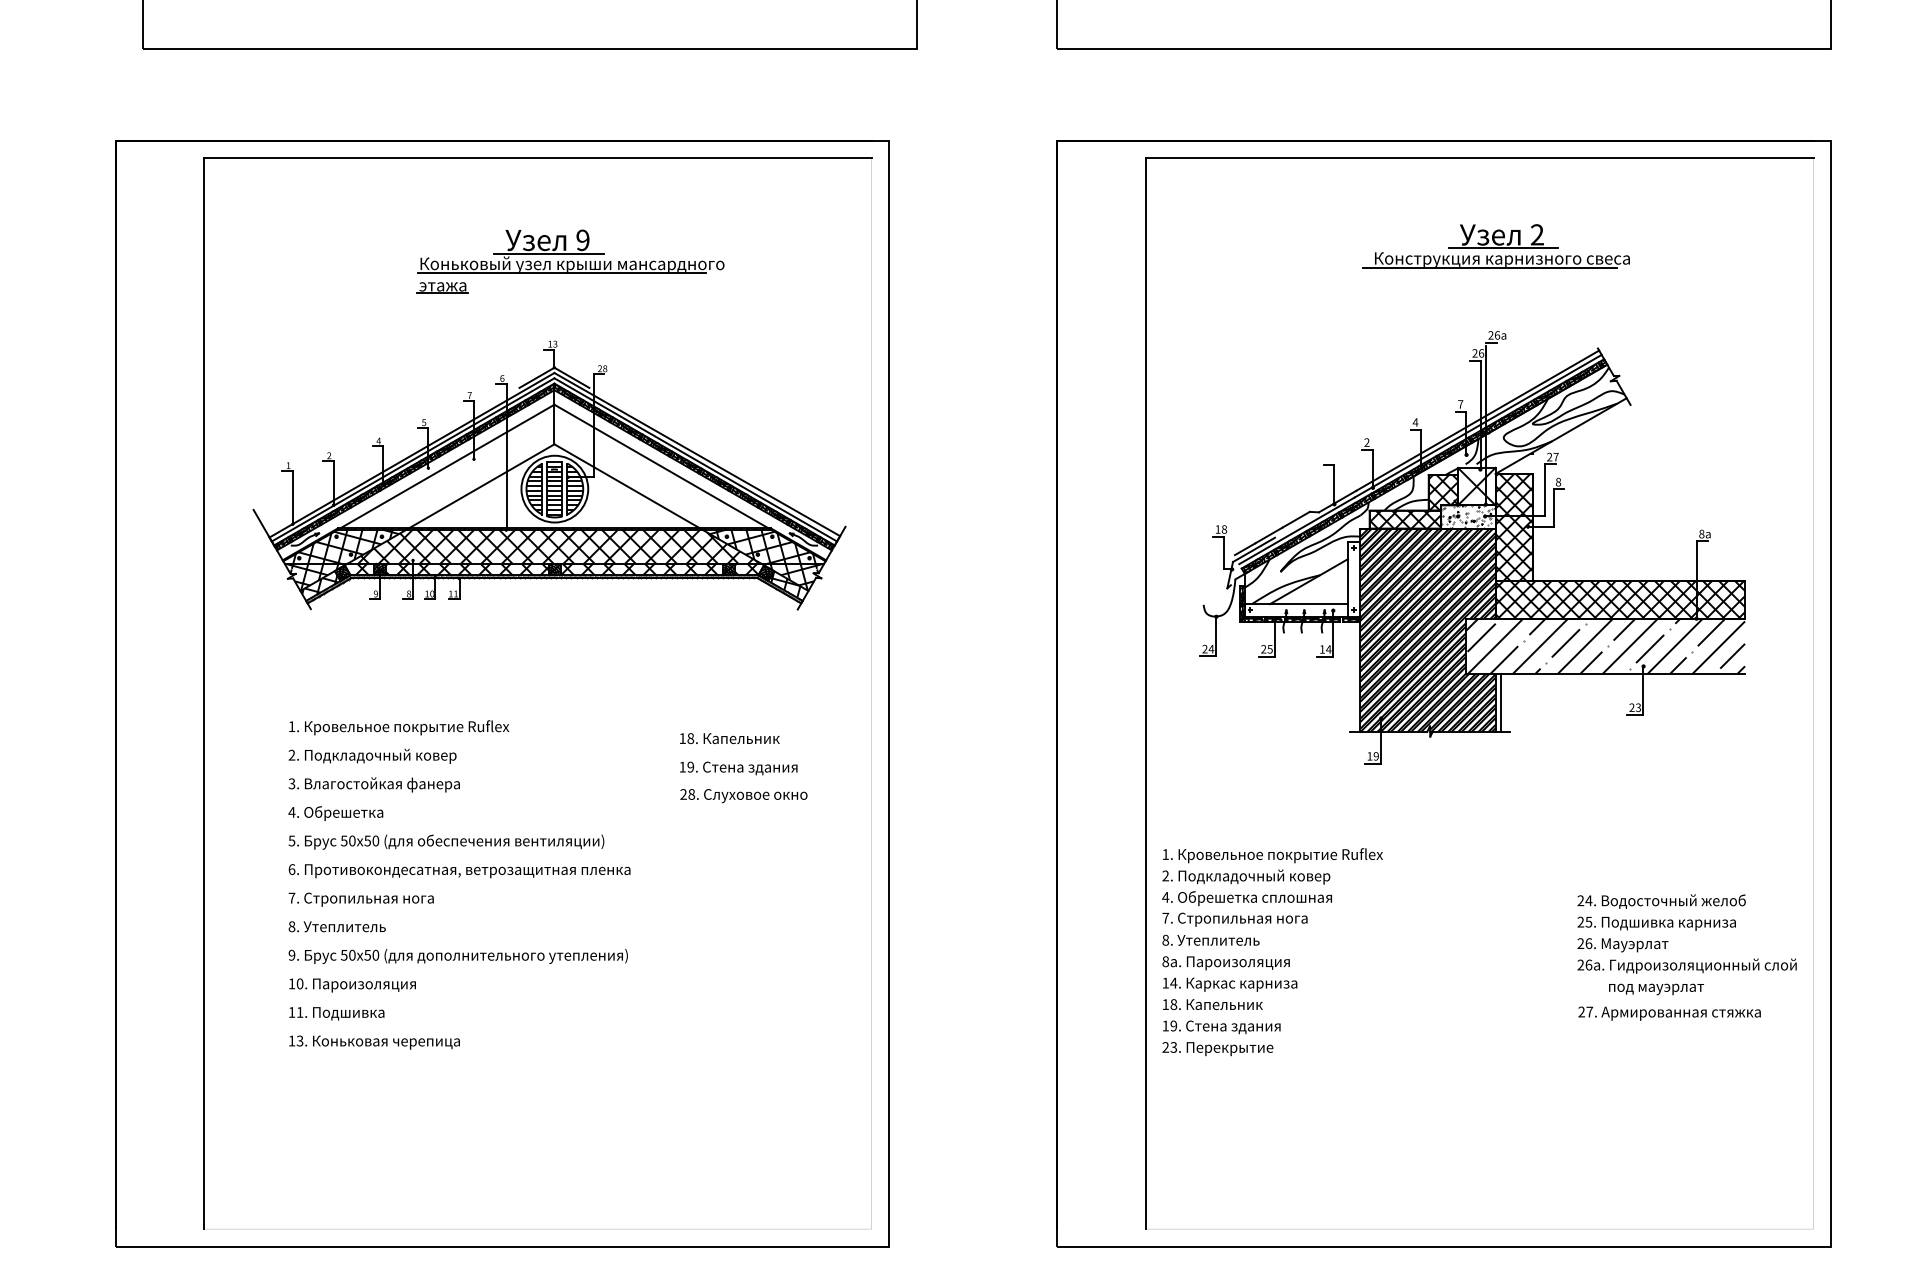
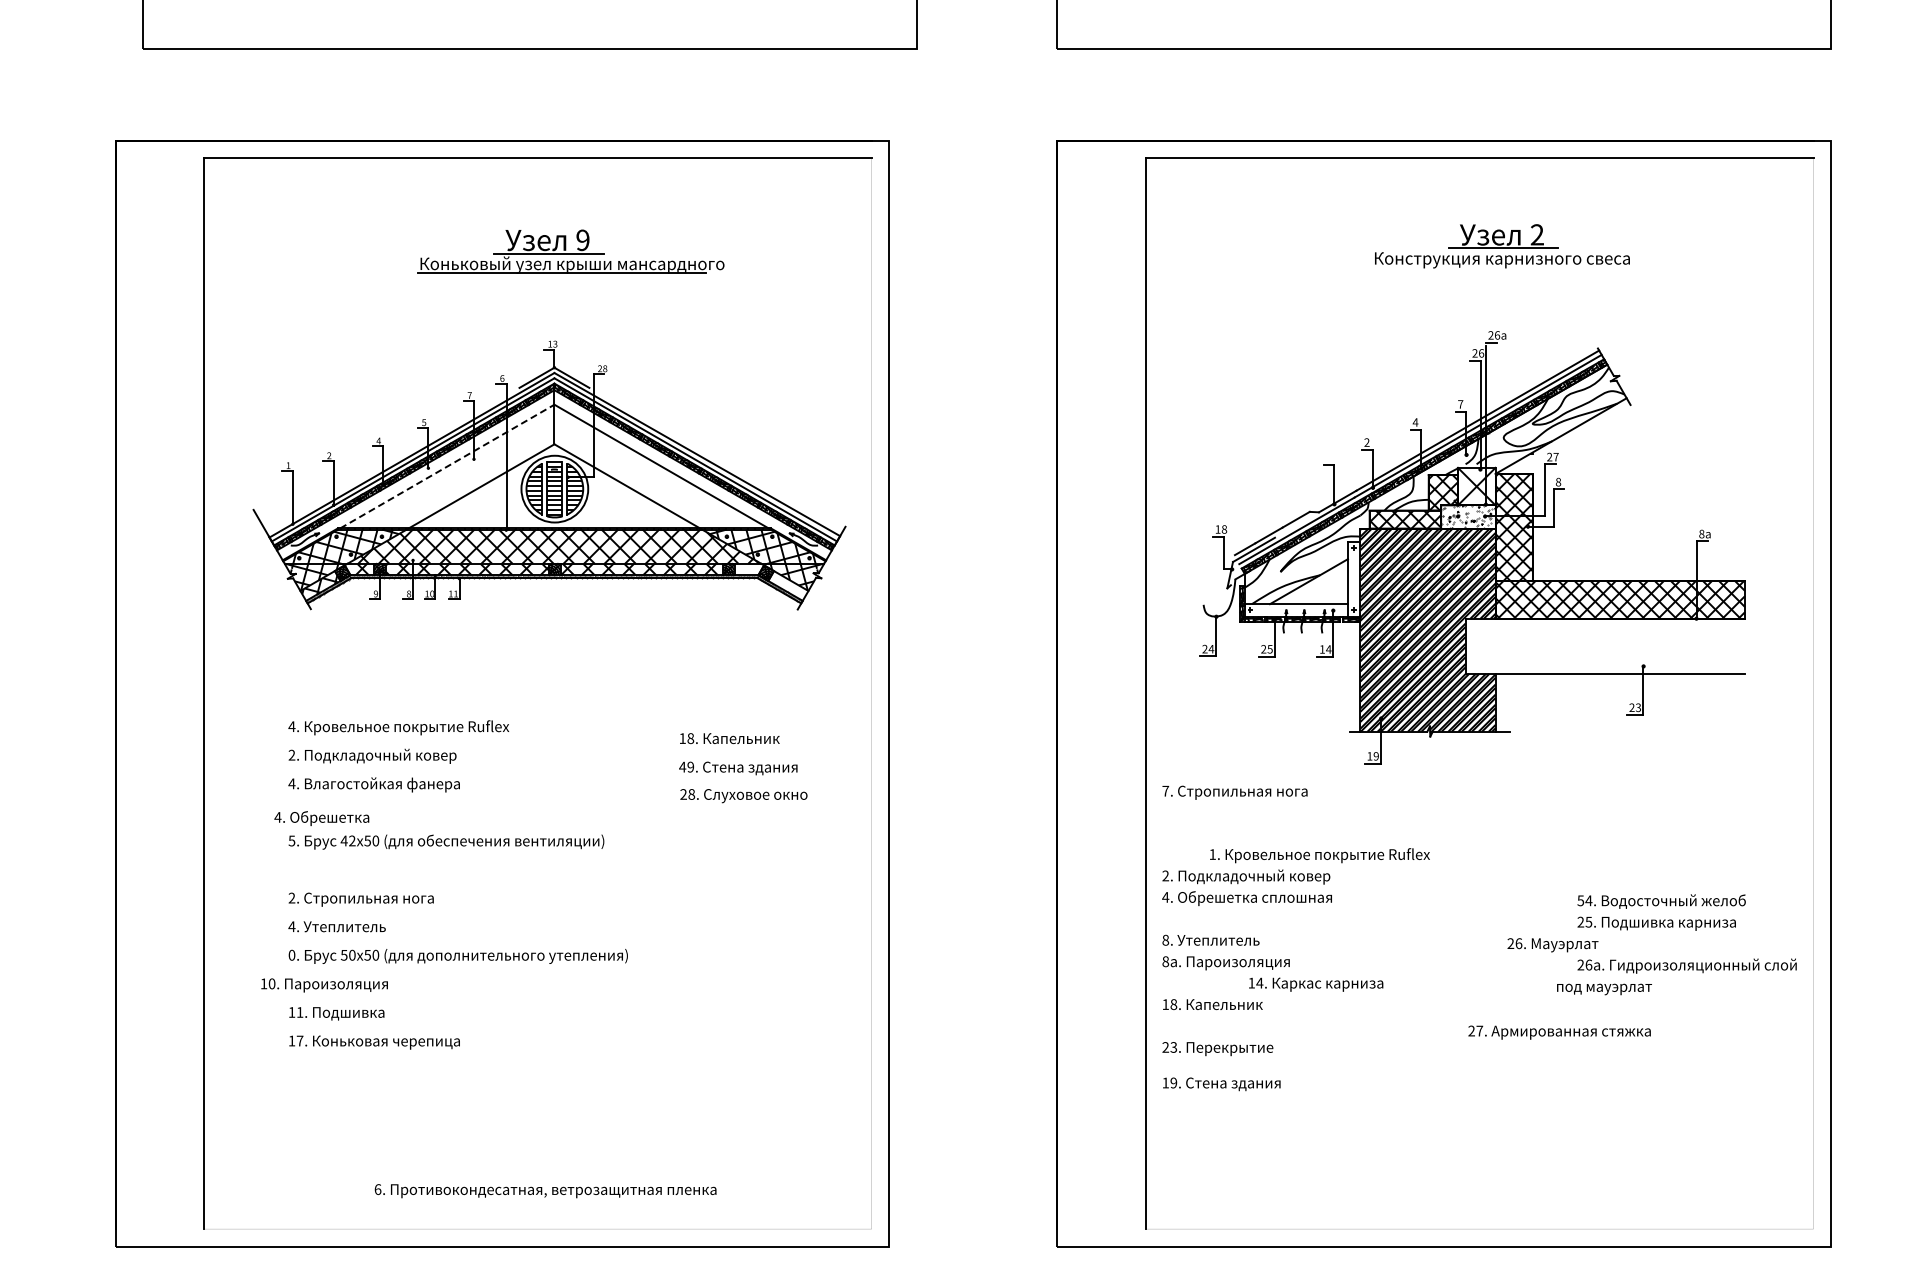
line: present -> none (1489, 267)
part: present -> none (442, 287)
line: solid -> dashed (447, 466)
hatch: present -> none (746, 569)
hatch: present -> none (785, 584)
hatch: present -> none (1605, 645)
line: present -> none (1500, 702)
text: 1. -> 4. (291, 726)
text: 19. -> 49. (682, 766)
text: 3. -> 4. (291, 783)
text position: (335, 813) -> (321, 818) (321, 818)
text: 50 -> 42 (347, 840)
text position: (1272, 855) -> (1319, 855) (1319, 855)
text position: (459, 871) -> (545, 1191) (545, 1191)
text: 7. -> 2. (291, 897)
text: 24. -> 54. (1580, 900)
text position: (1234, 919) -> (1234, 792) (1234, 792)
text: 8. -> 4. (291, 926)
text position: (1622, 945) -> (1552, 945) (1552, 945)
text: 9. -> 0. (291, 955)
text position: (1230, 984) -> (1316, 984) (1316, 984)
text position: (352, 985) -> (324, 985) (324, 985)
text position: (1656, 989) -> (1604, 989) (1604, 989)
text position: (1669, 1013) -> (1559, 1032) (1559, 1032)
text position: (1221, 1027) -> (1221, 1084) (1221, 1084)
text: 13. -> 17. (299, 1040)
